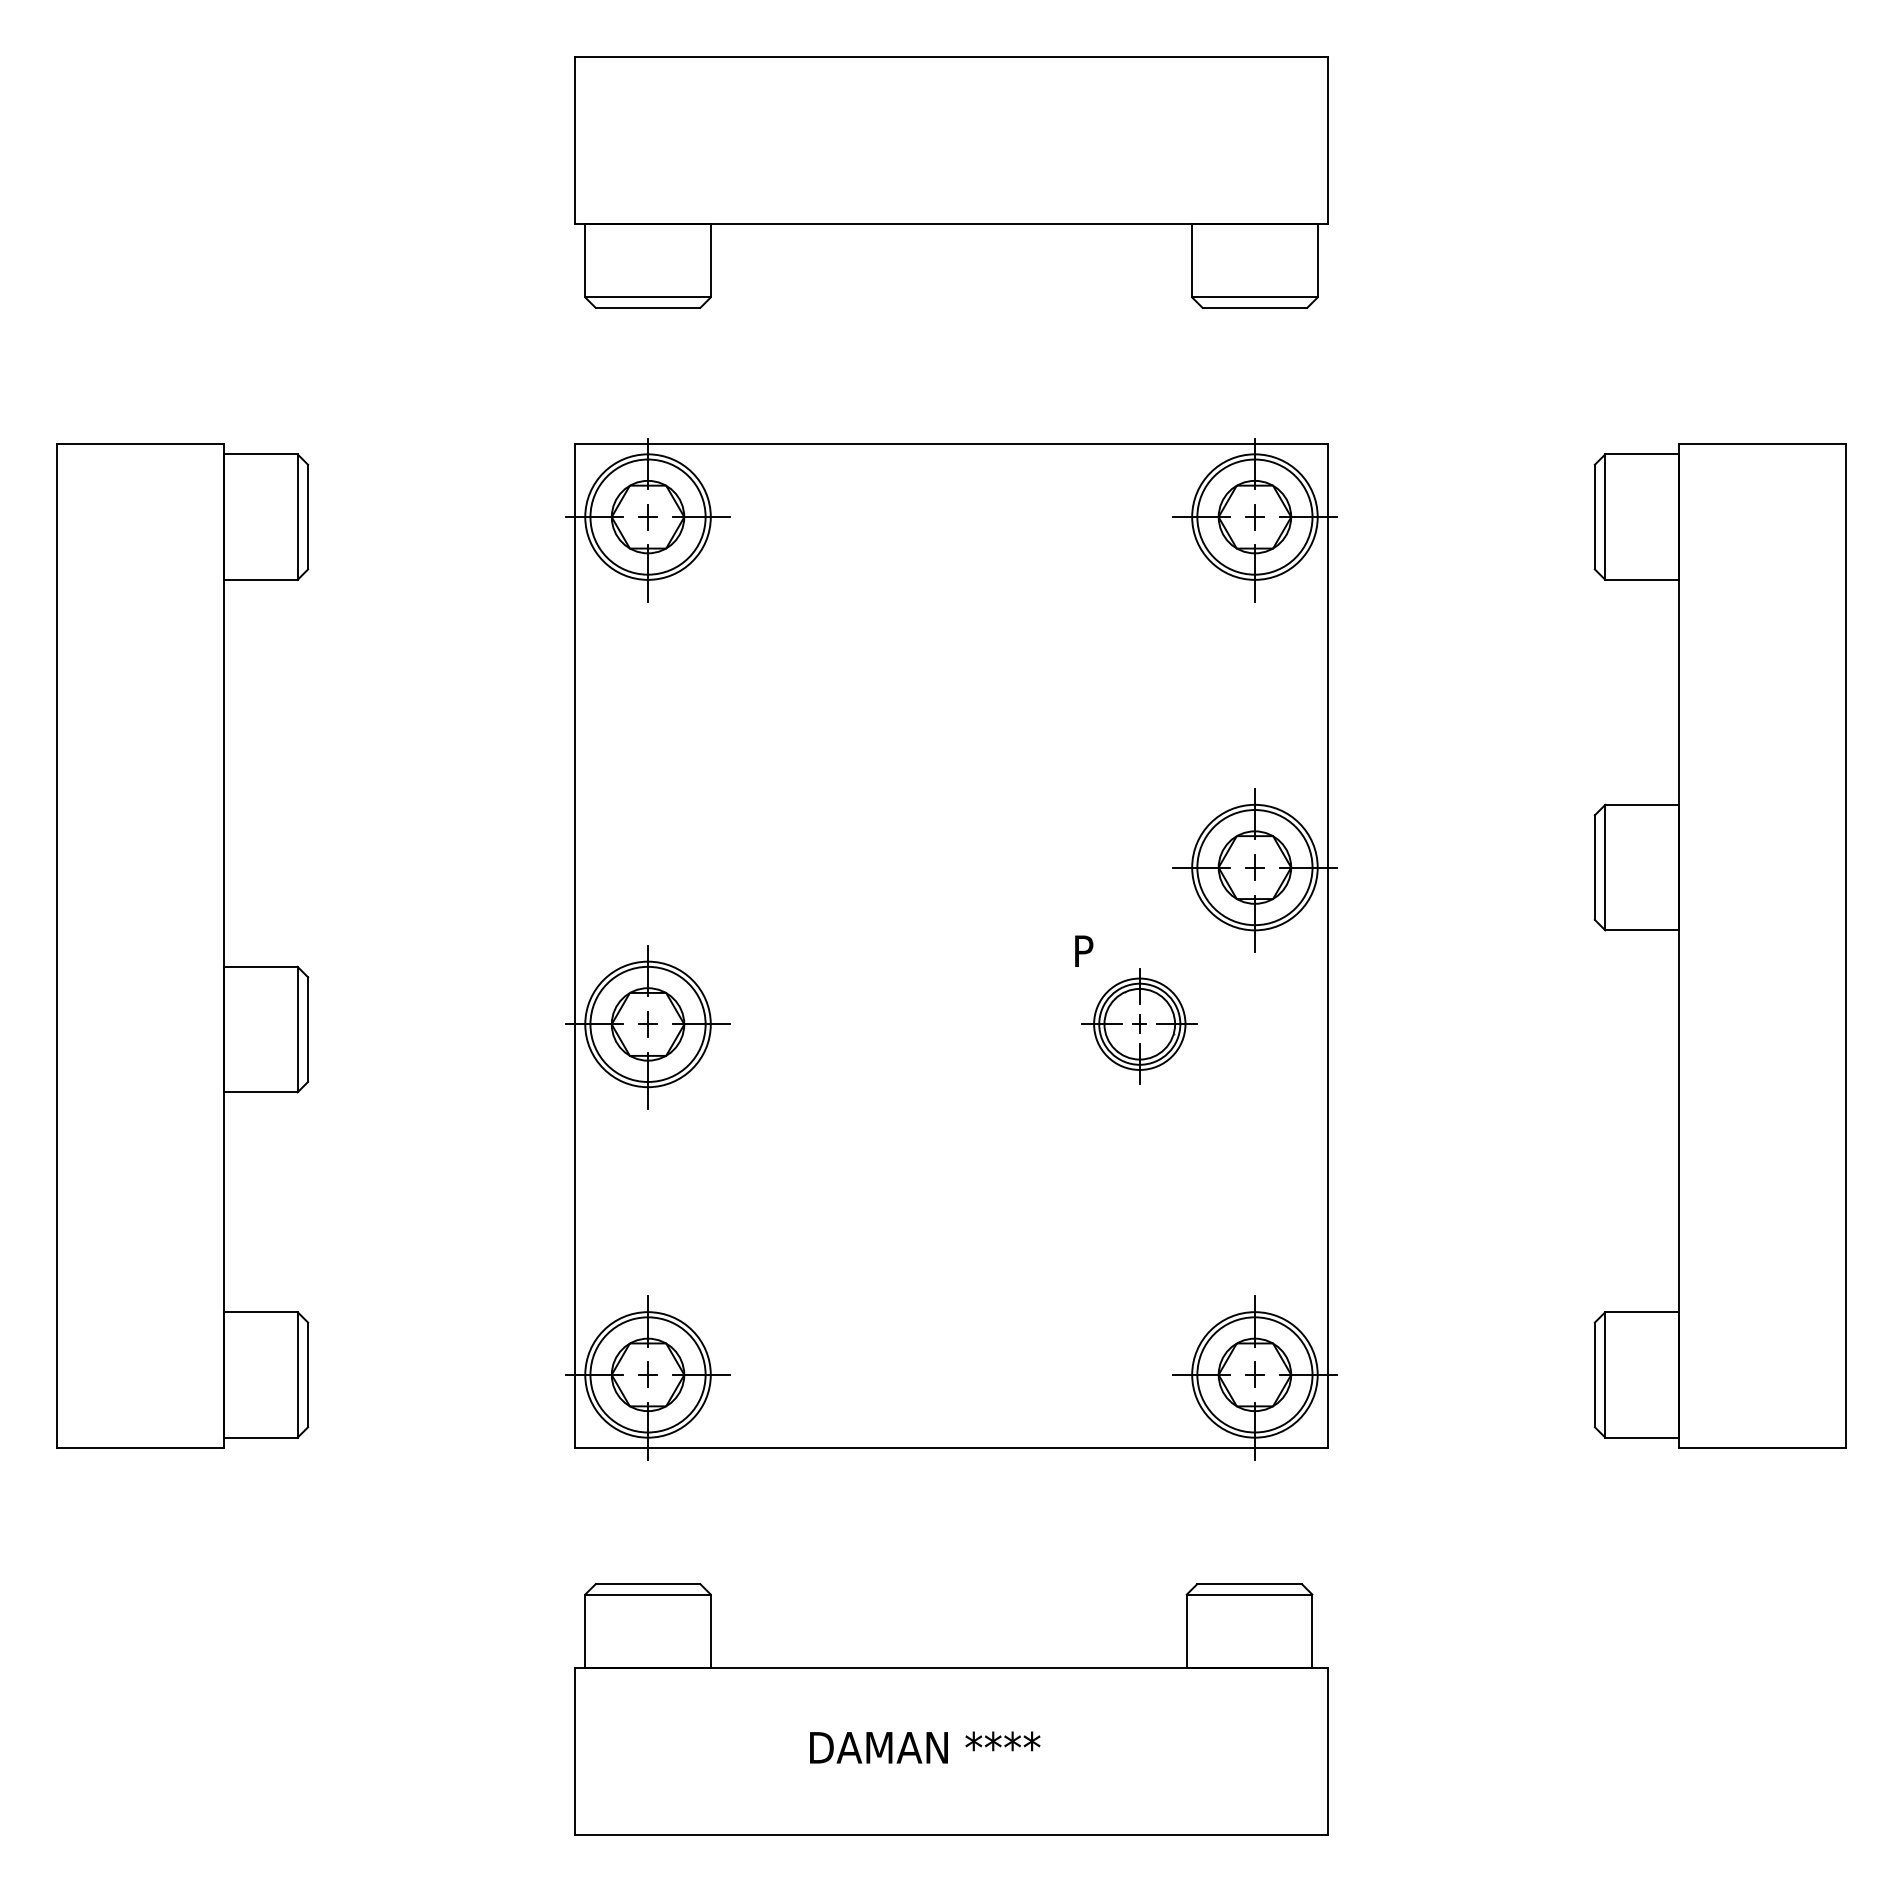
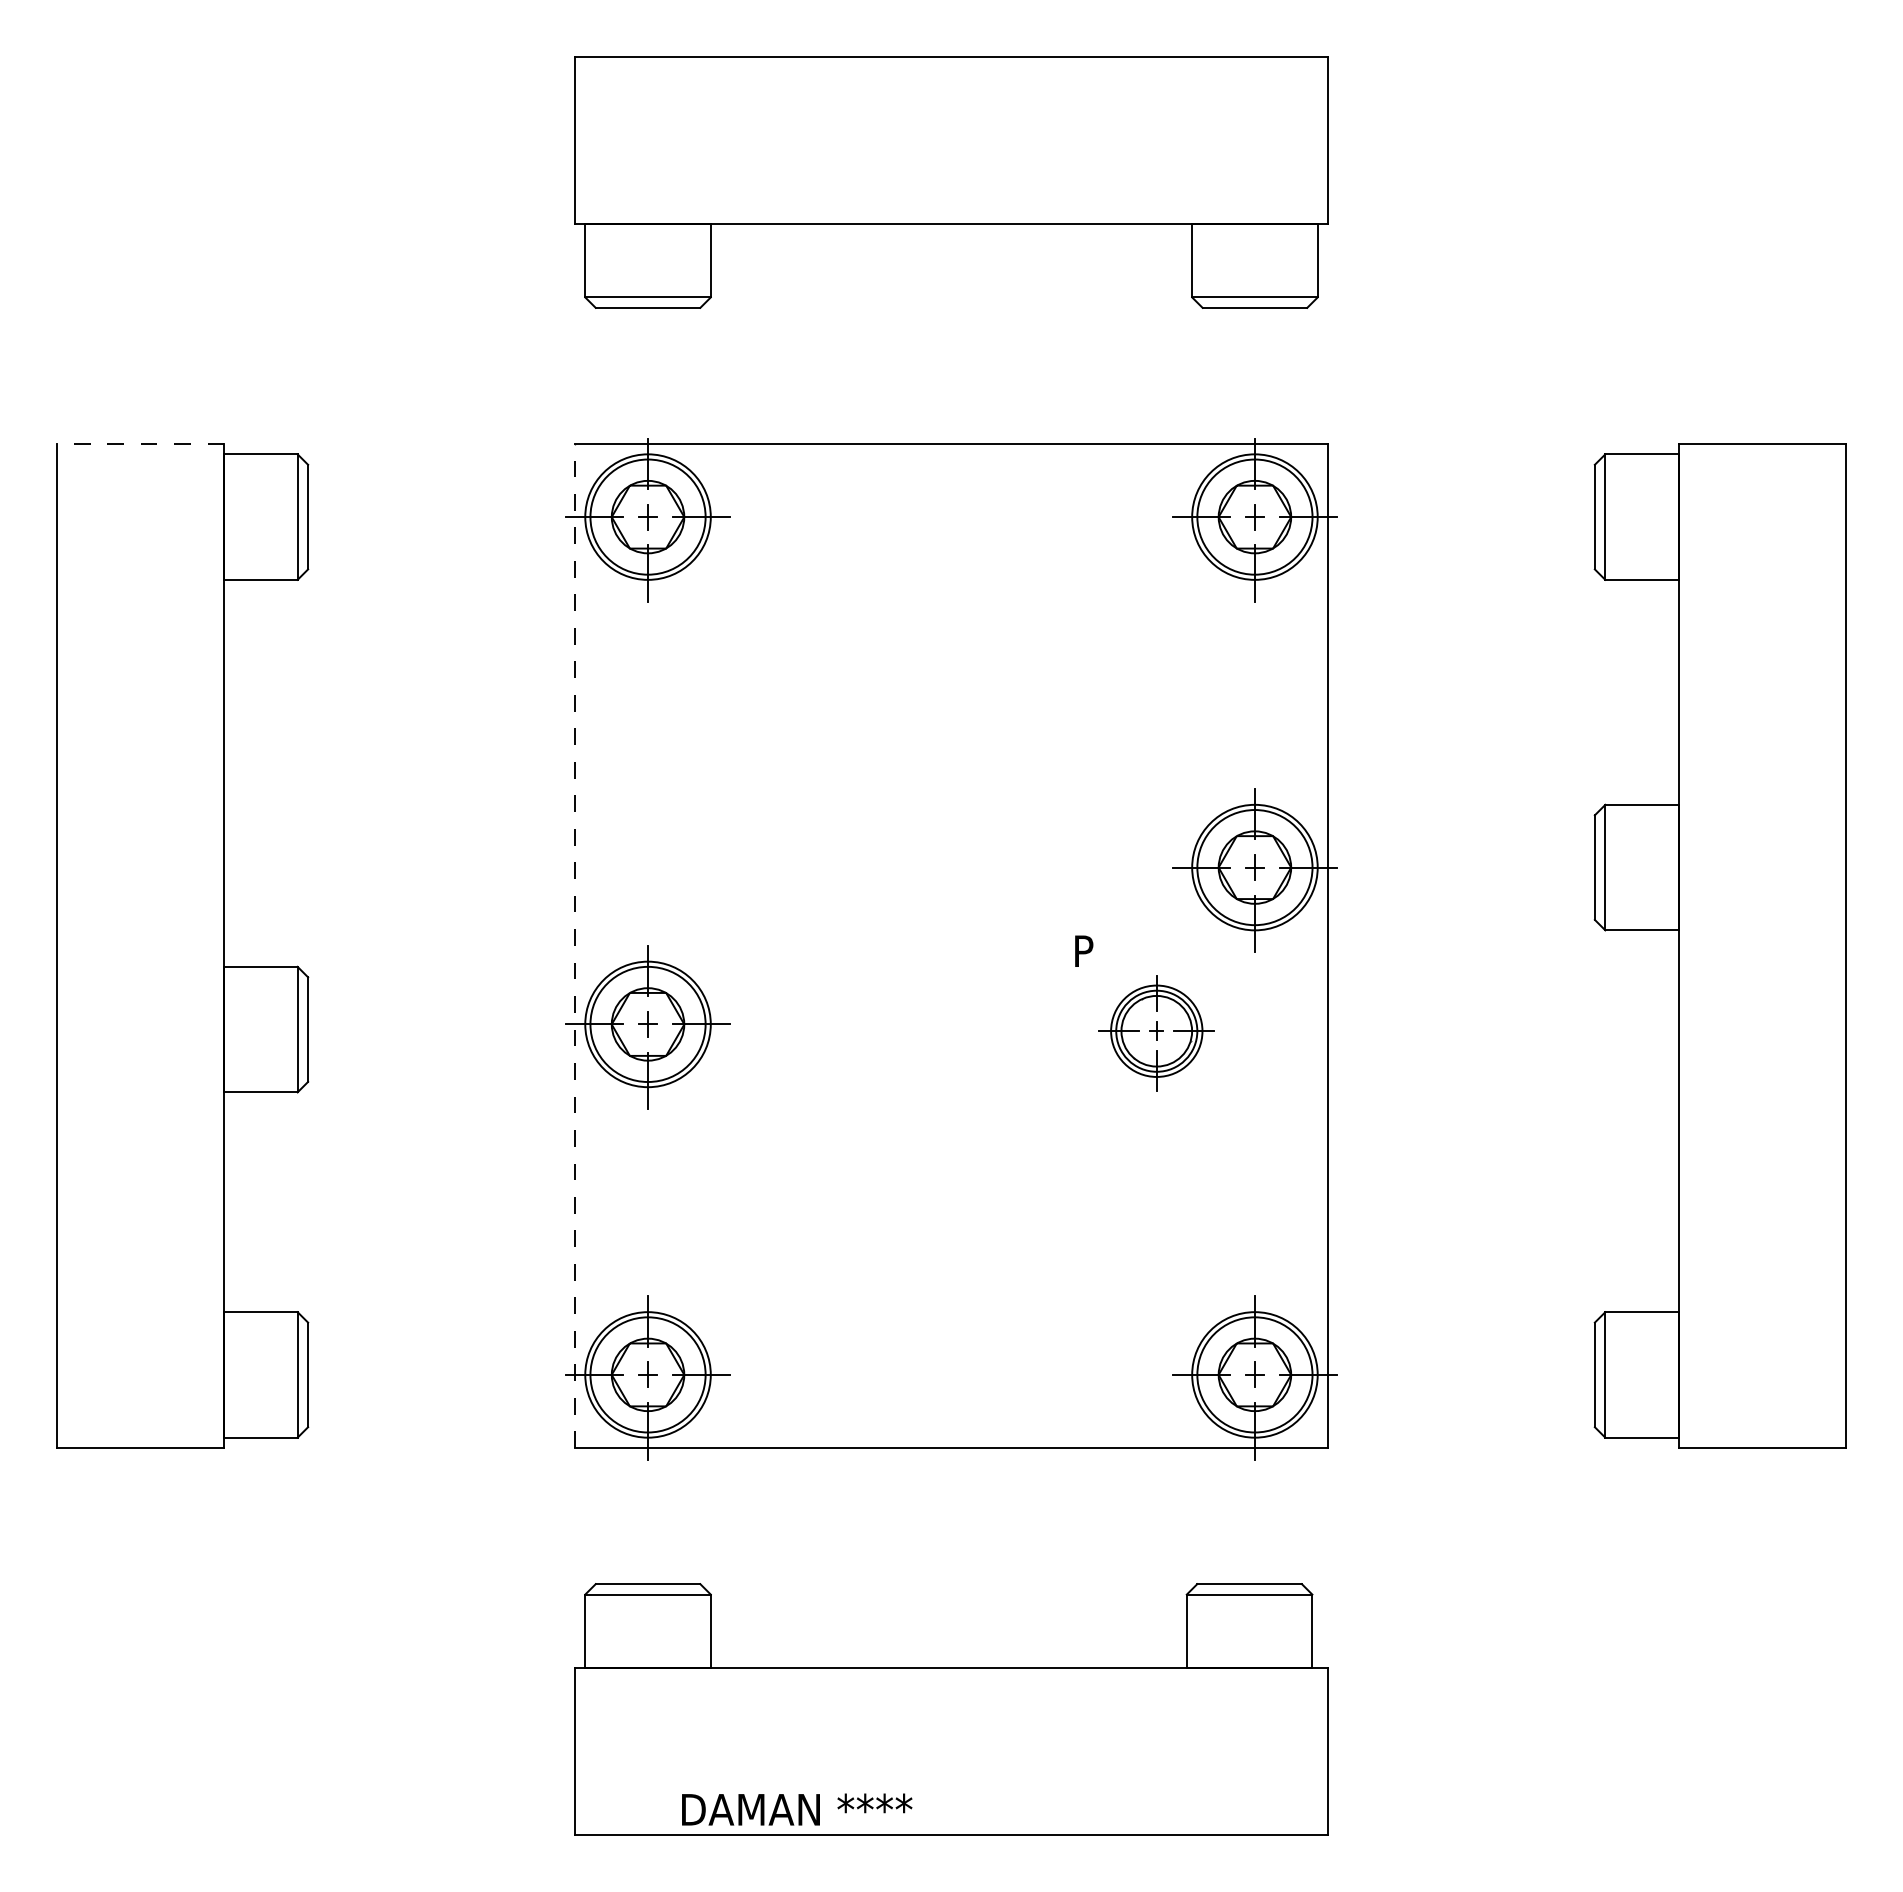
line: solid -> dashed (140, 443)
line: solid -> dashed (574, 945)
part position: (1139, 1026) -> (1156, 1033) (1156, 1033)
text position: (925, 1747) -> (797, 1809) (797, 1809)
